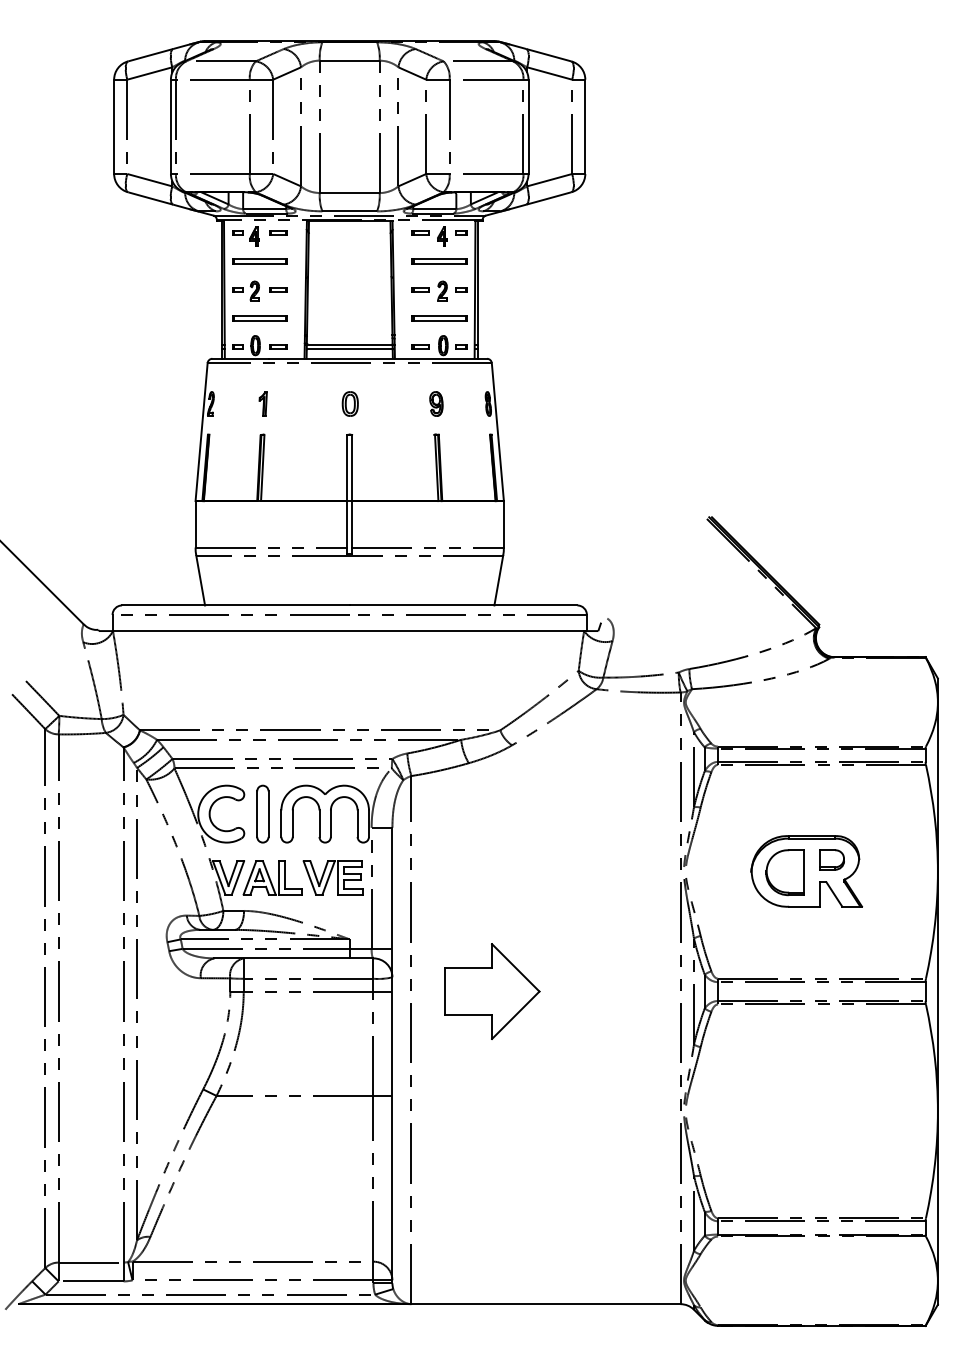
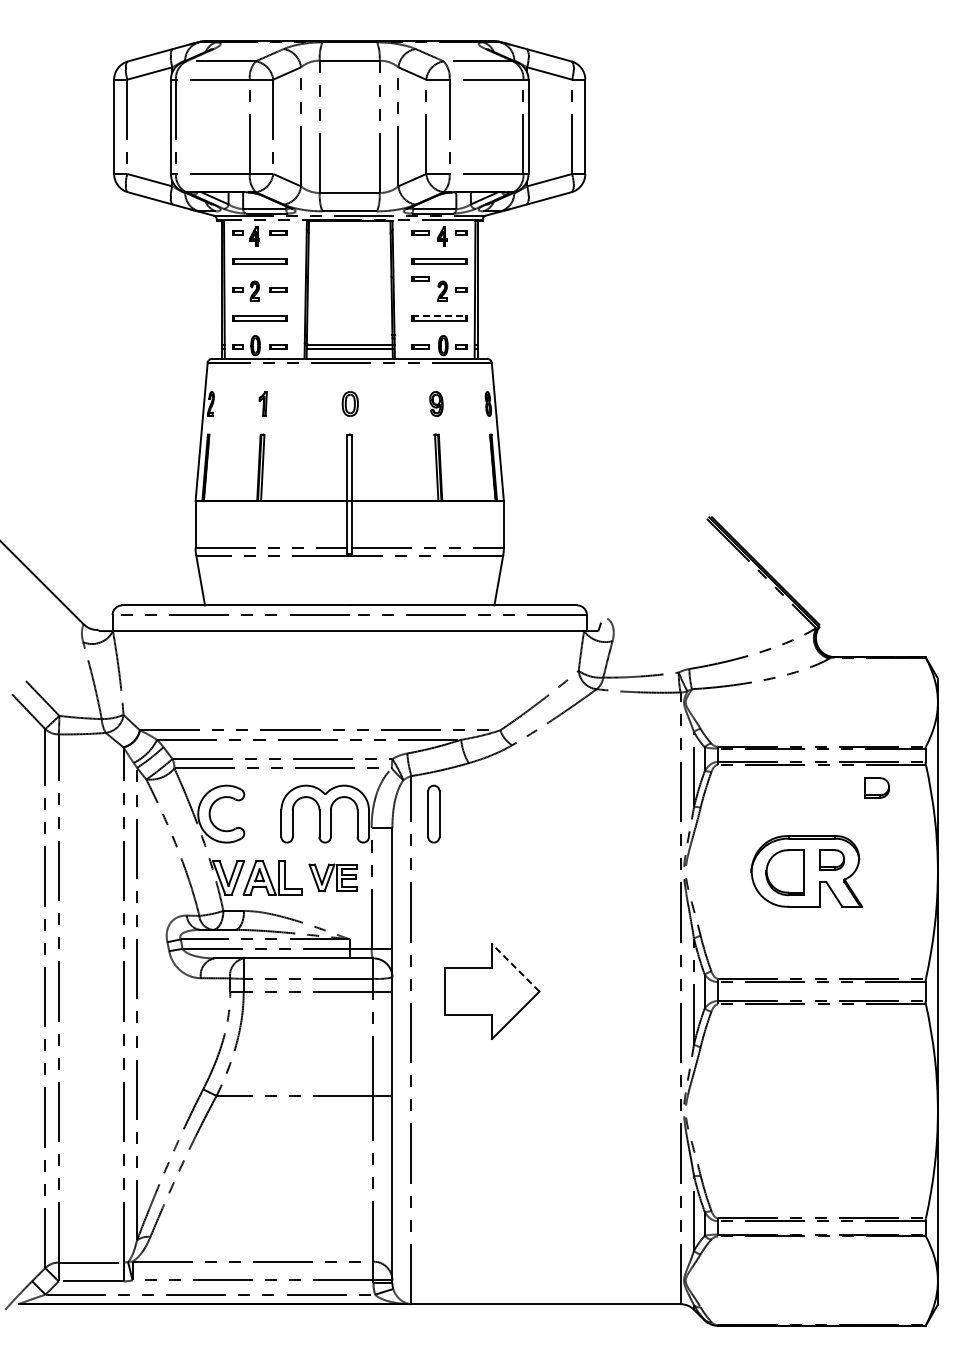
part position: (420, 289) -> (420, 278) (420, 278)
line: solid -> dashed (440, 316)
part: none -> present (876, 787)
part position: (262, 813) -> (433, 813) (433, 813)
part size: 62x36 px -> 50x30 px (332, 877)
line: solid -> dashed (515, 967)
